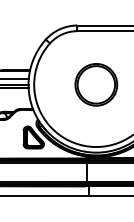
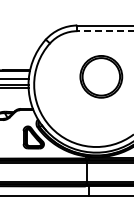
line: solid -> dashed (105, 31)
part position: (96, 84) -> (101, 76) (101, 76)
